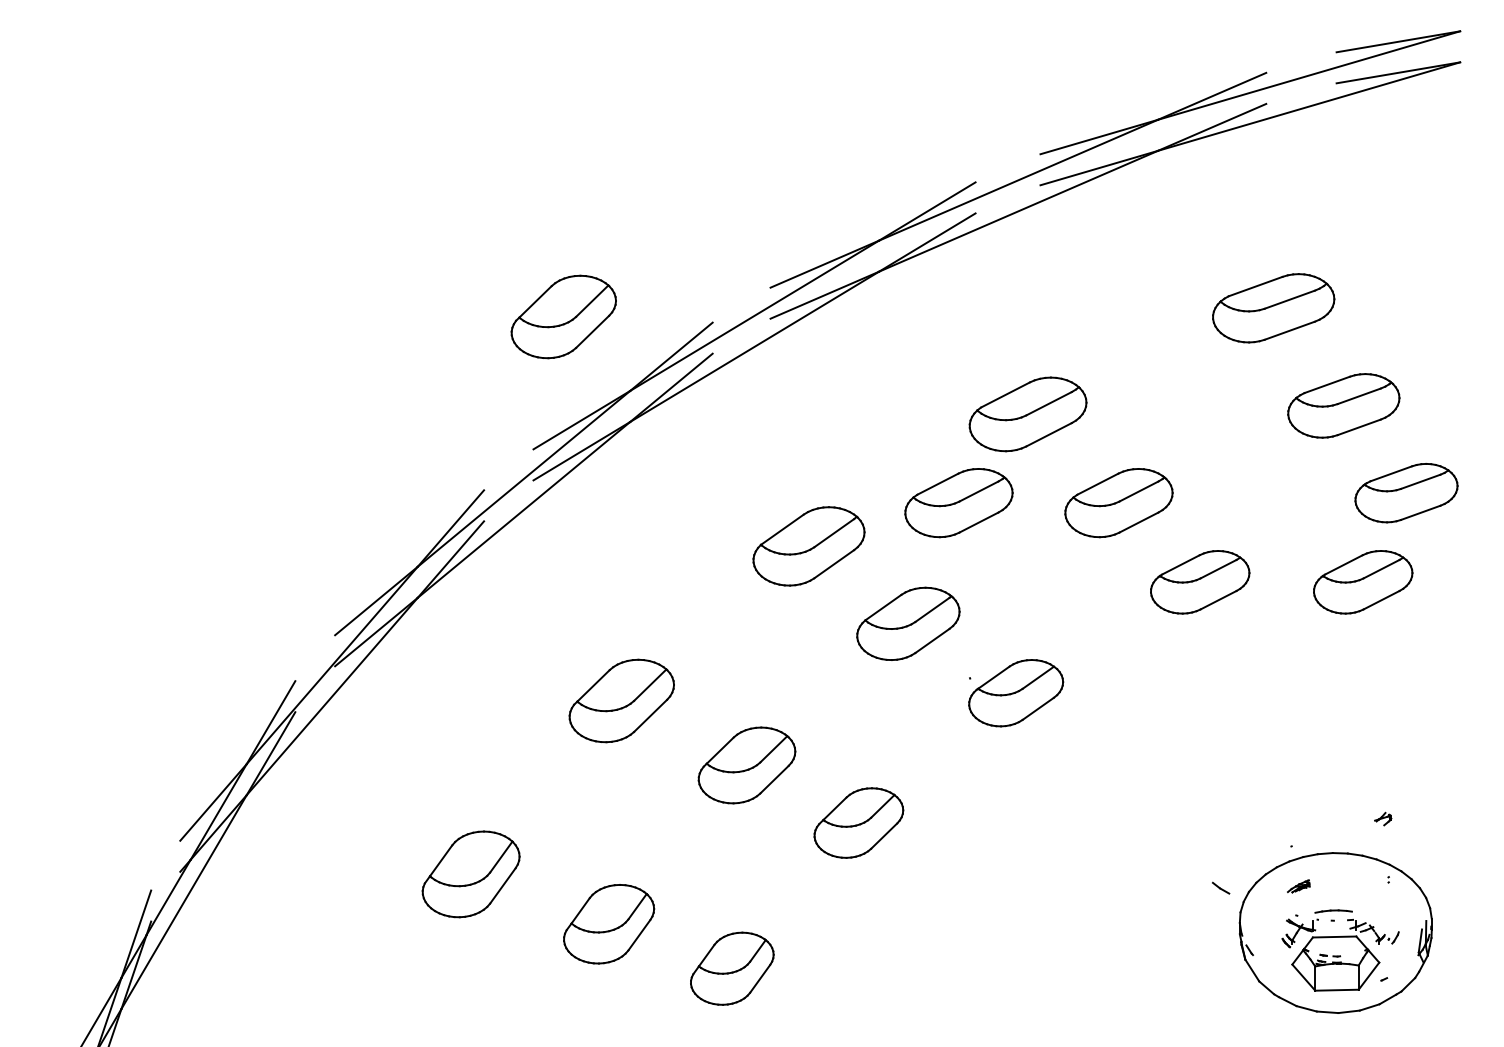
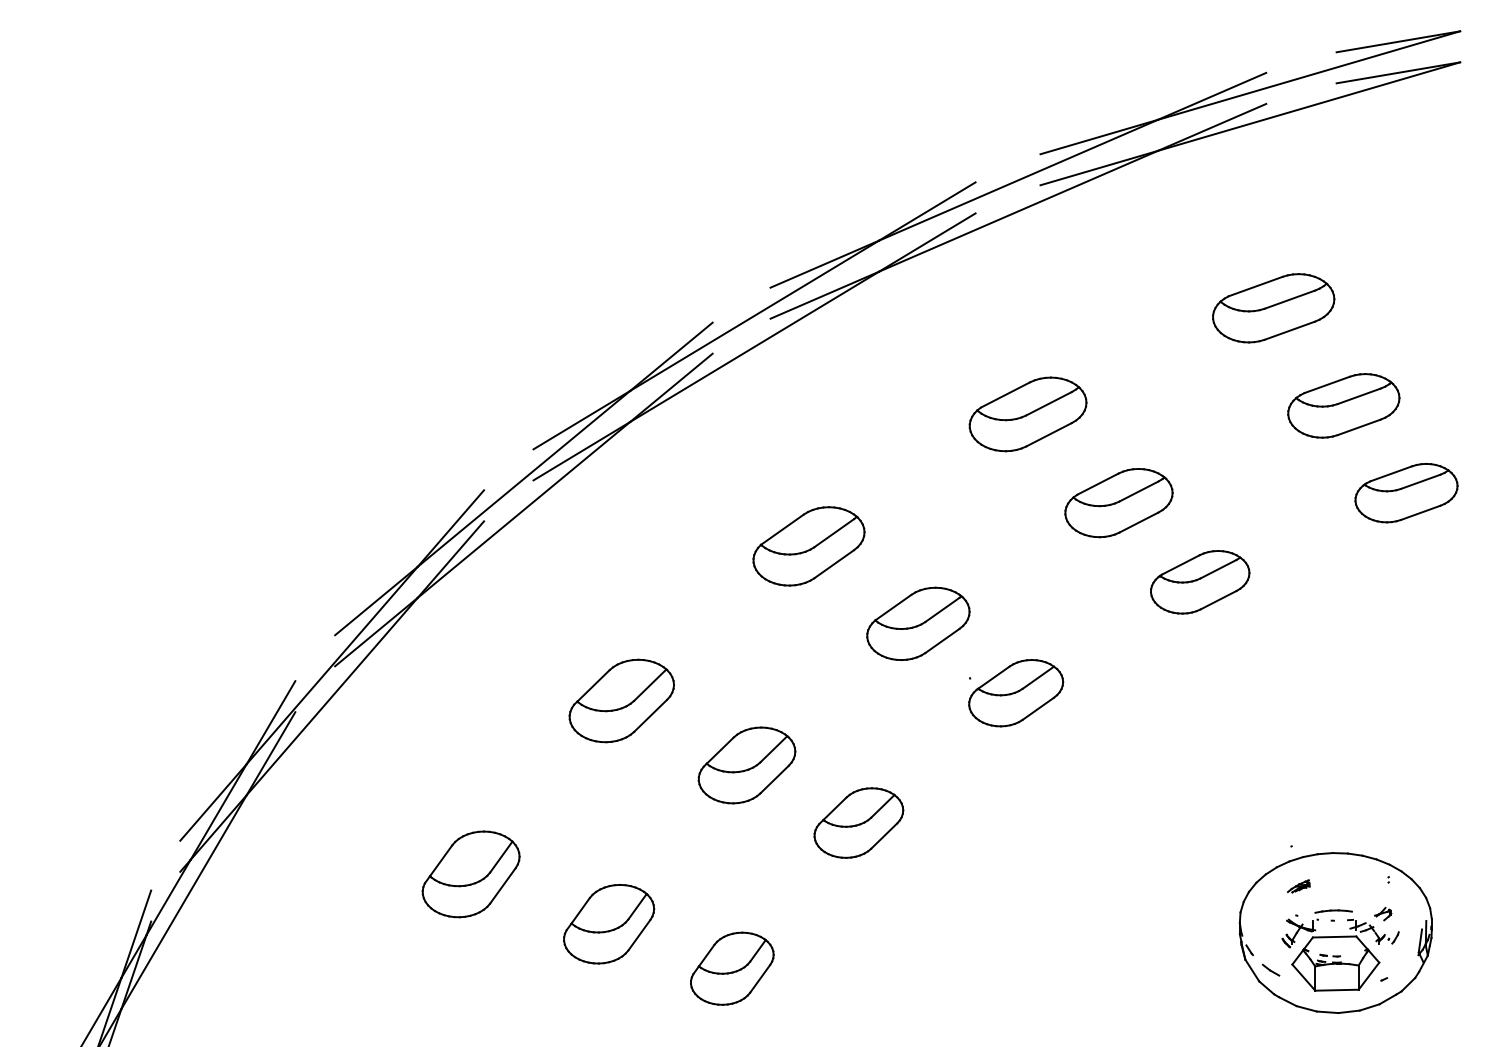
part: present -> none (563, 316)
part: present -> none (958, 503)
part: present -> none (1363, 582)
part position: (908, 623) -> (918, 623) (918, 623)
part position: (1383, 818) -> (1383, 913) (1383, 913)
line position: (1220, 887) -> (1270, 969) (1270, 969)
